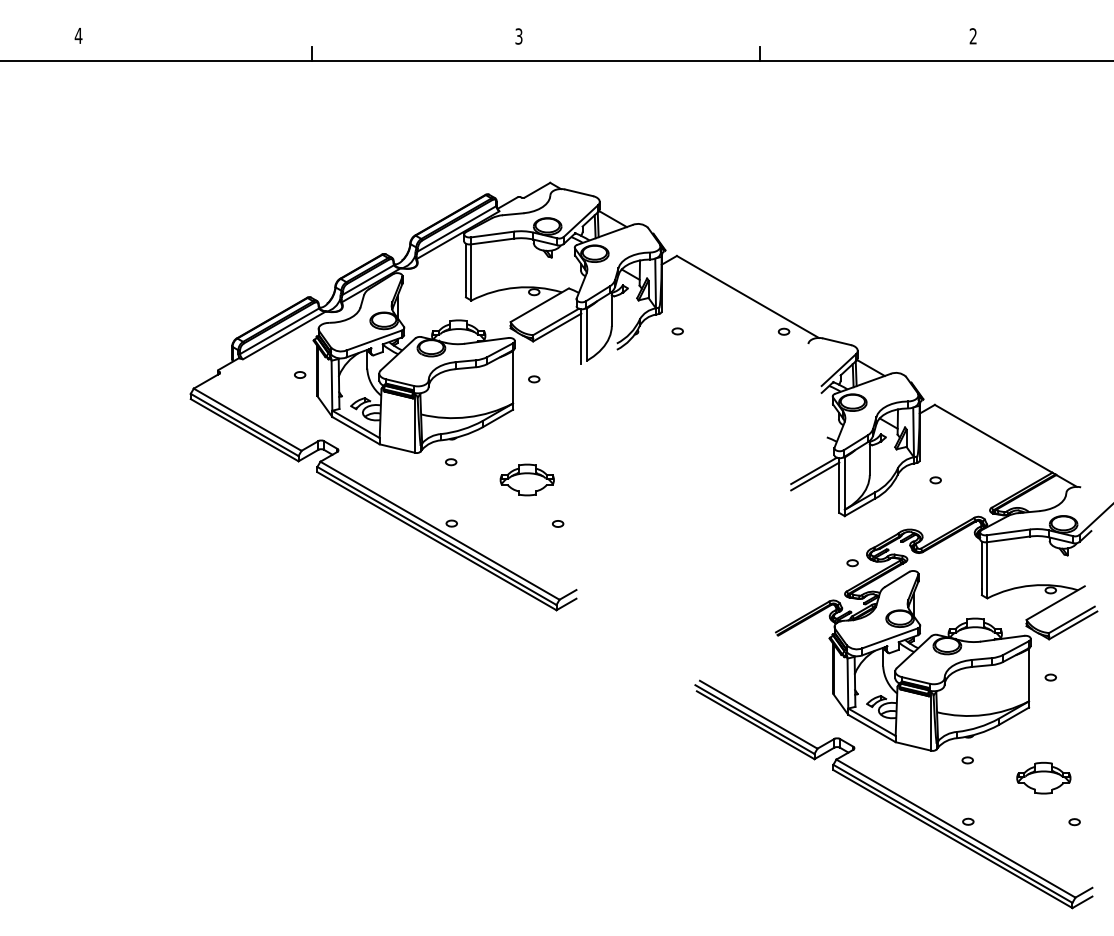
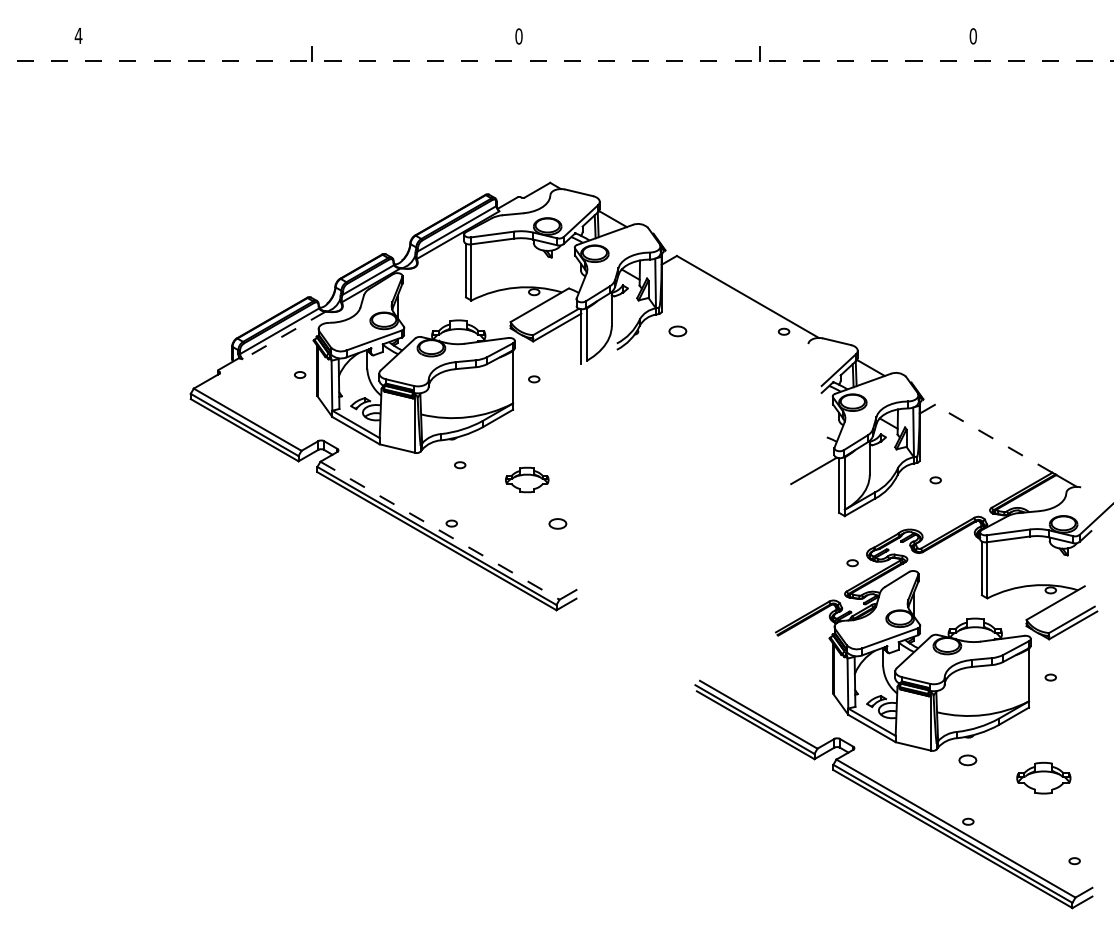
text: 3 -> 0 (518, 36)
text: 2 -> 0 (972, 36)
line: solid -> dashed (557, 61)
part size: 13x9 px -> 20x13 px (677, 331)
line: solid -> dashed (284, 335)
line: solid -> dashed (993, 438)
part position: (451, 462) -> (460, 465) (460, 465)
line: present -> none (815, 476)
part size: 56x34 px -> 45x28 px (527, 479)
part size: 13x8 px -> 20x12 px (557, 523)
line: solid -> dashed (440, 531)
part size: 13x9 px -> 20x13 px (967, 760)
part position: (1074, 822) -> (1074, 861) (1074, 861)
